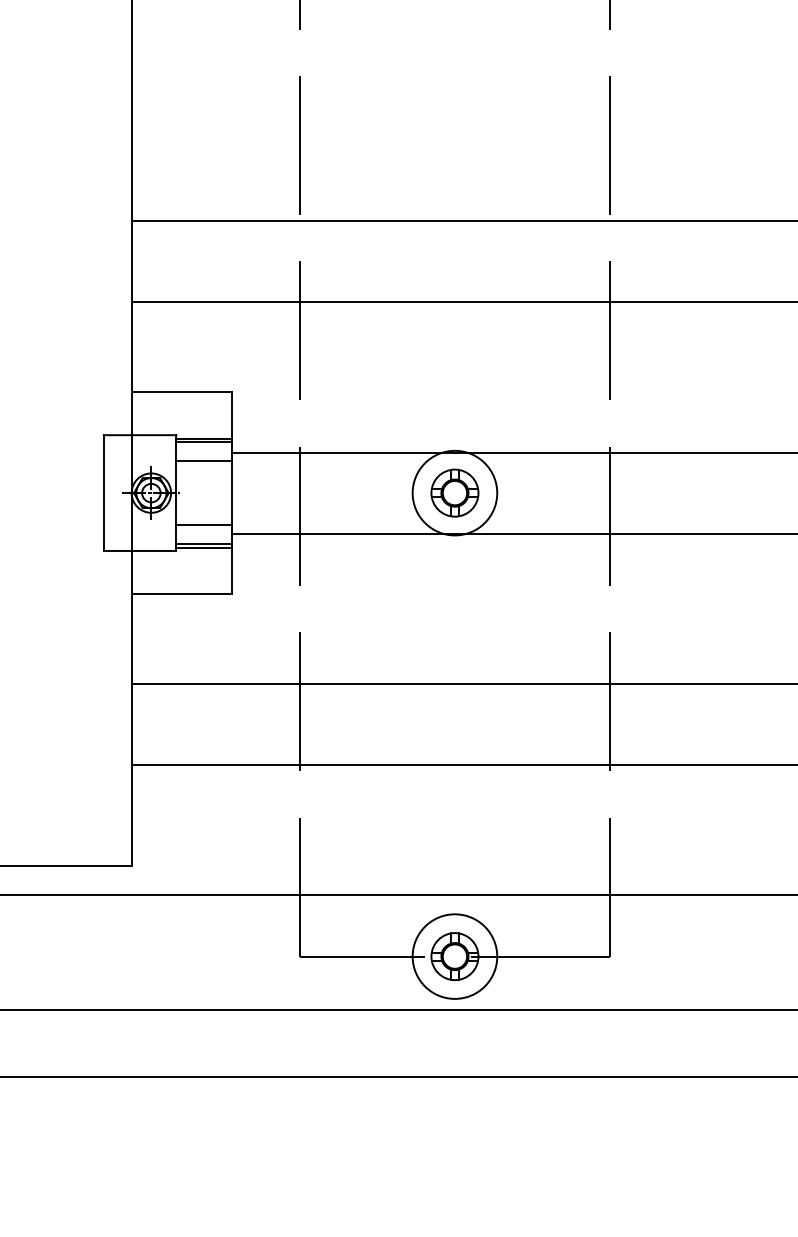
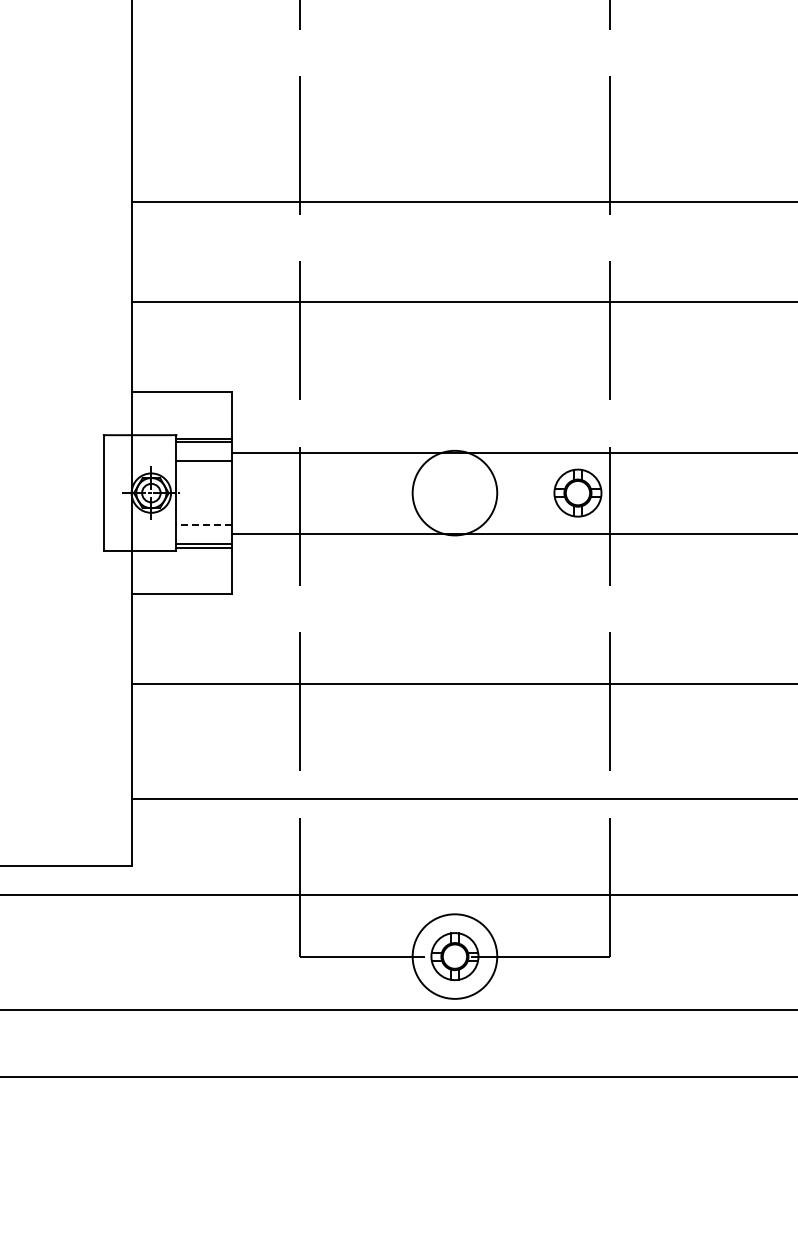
line position: (462, 220) -> (462, 201) (462, 201)
part position: (454, 492) -> (577, 492) (577, 492)
line: solid -> dashed (203, 525)
line position: (462, 765) -> (462, 799) (462, 799)
